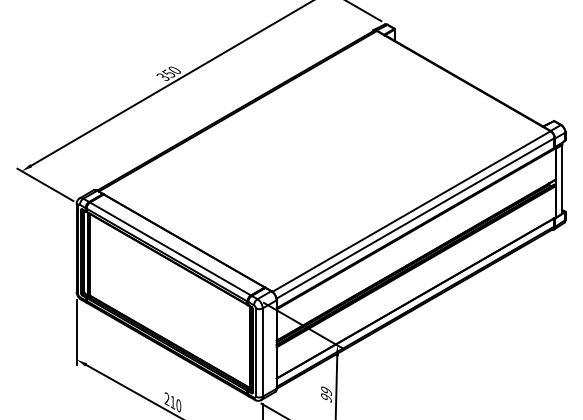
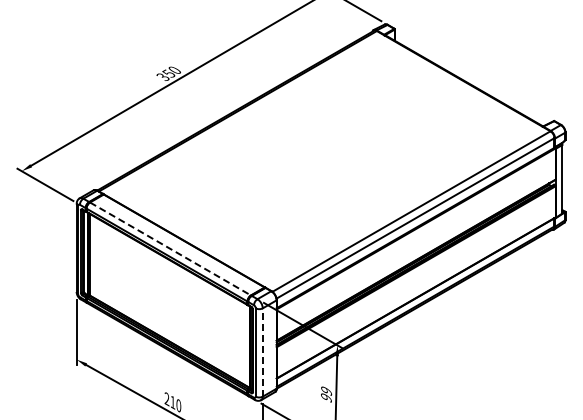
line: solid -> dashed (170, 248)
line: solid -> dashed (262, 352)
